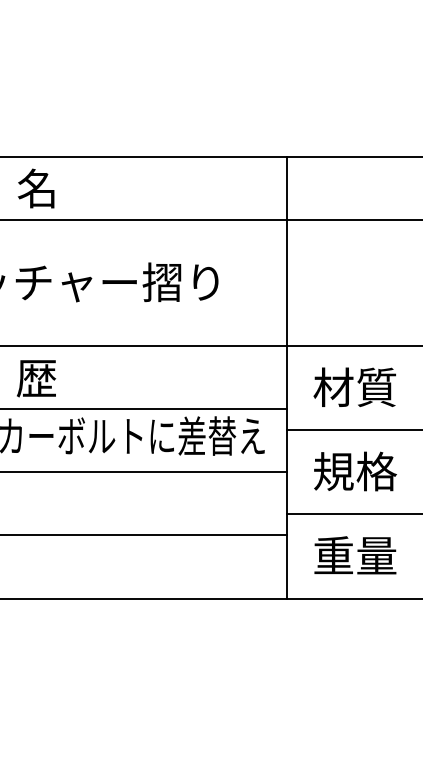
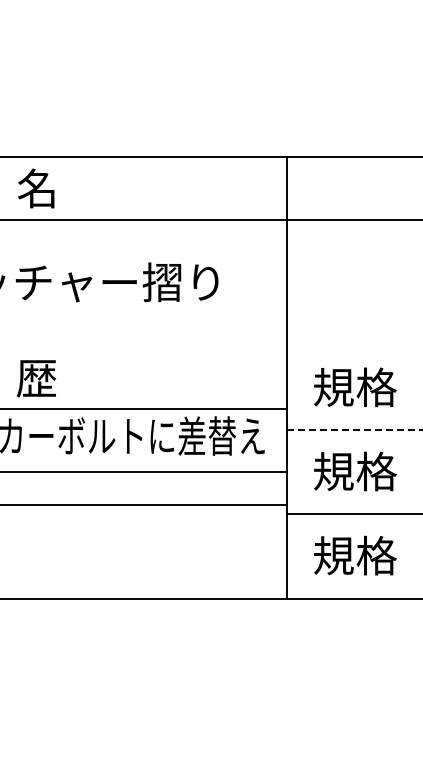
line: present -> none (210, 346)
text: 材質 -> 規格 (354, 387)
line: solid -> dashed (354, 430)
line position: (144, 535) -> (144, 505) (144, 505)
text: 重量 -> 規格 (355, 555)
